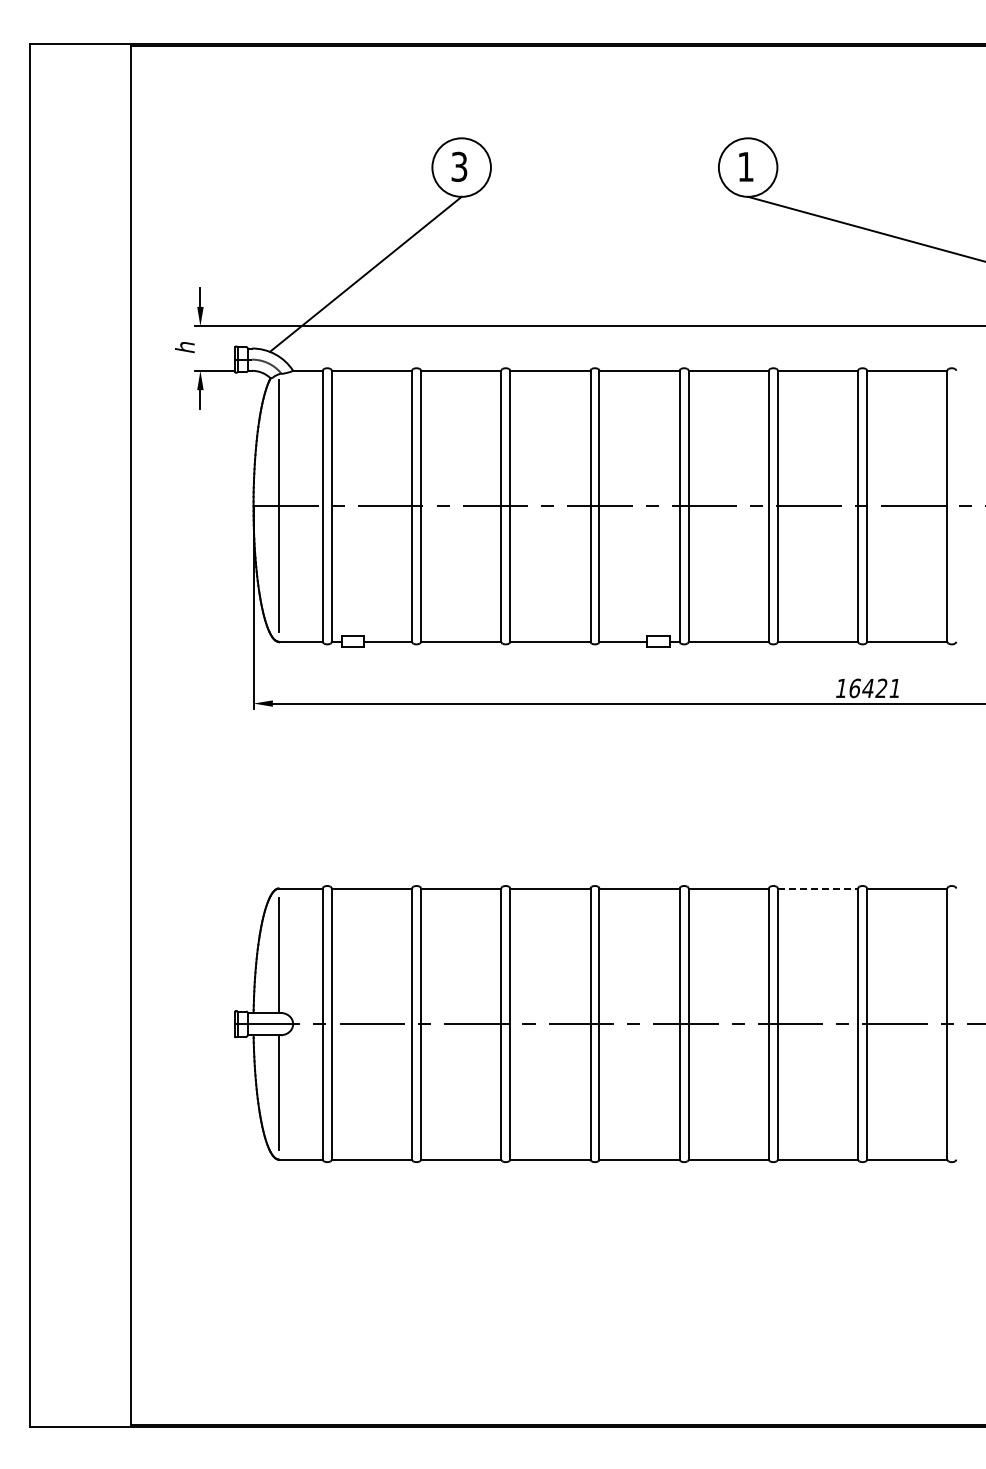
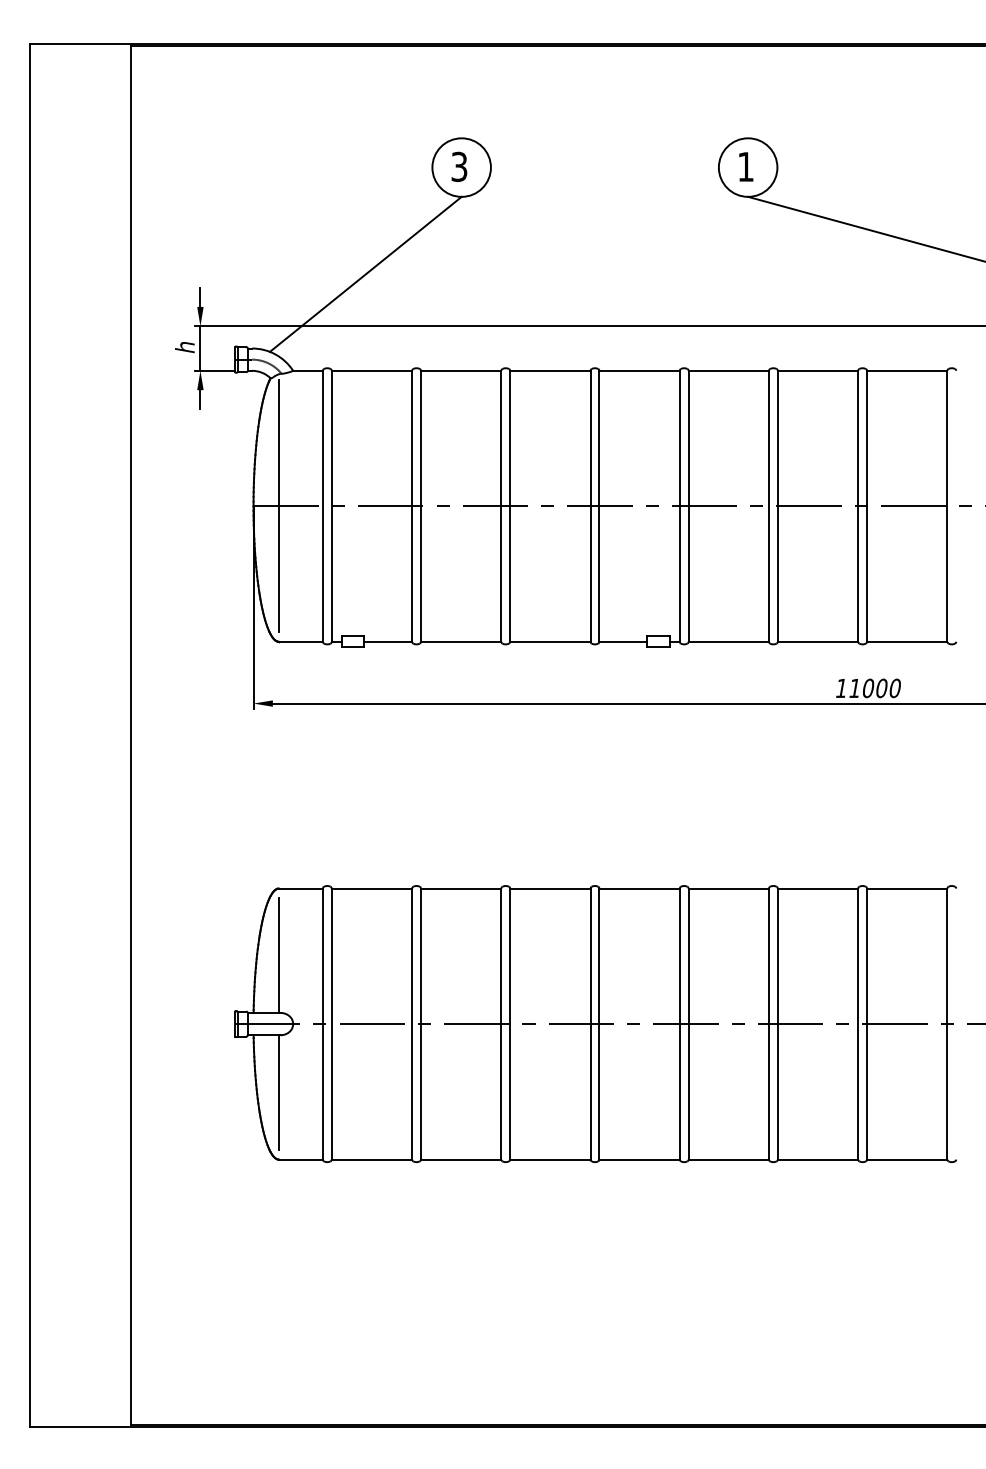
line: none -> present (200, 348)
text: 16421 -> 11000 (874, 688)
line: dashed -> solid (818, 888)
